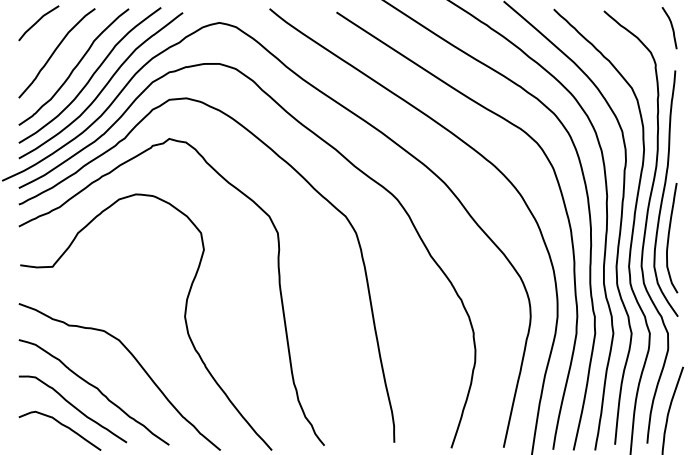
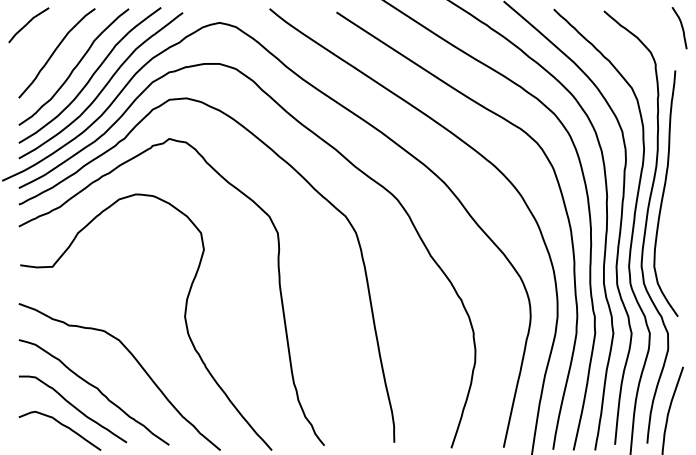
line position: (38, 22) -> (28, 24) (28, 24)
curve position: (671, 28) -> (681, 28) (681, 28)
curve: present -> none (669, 238)
